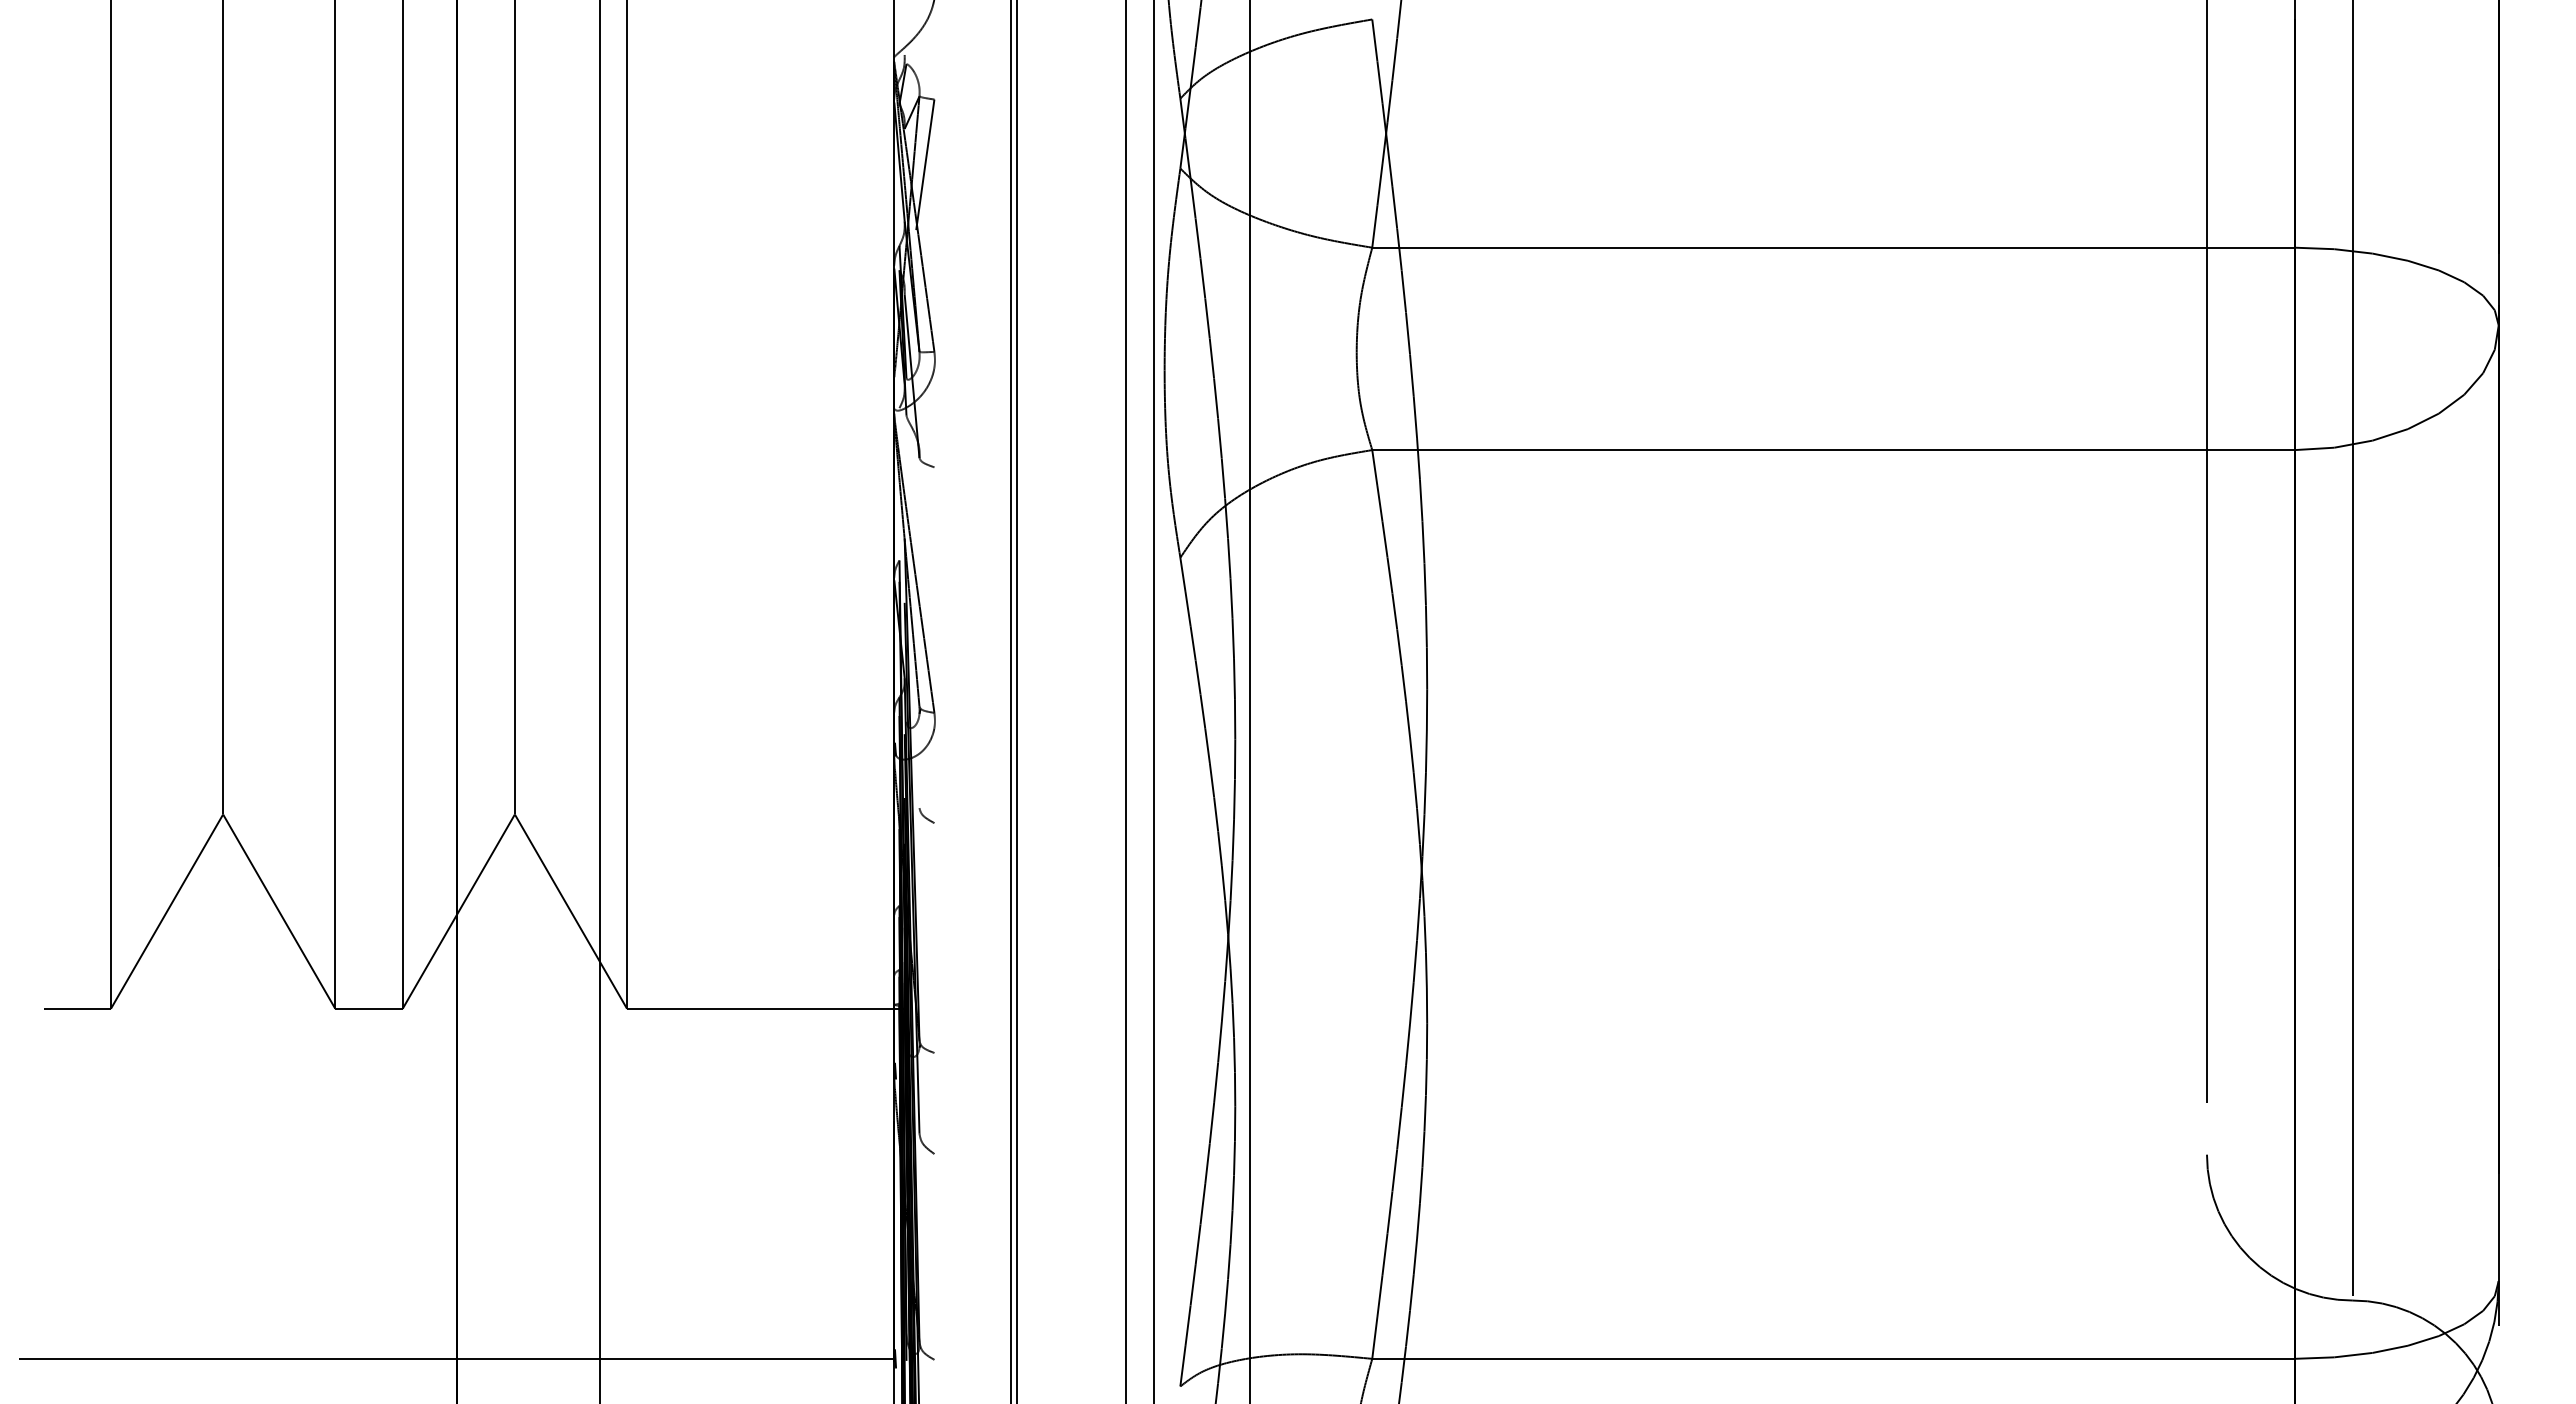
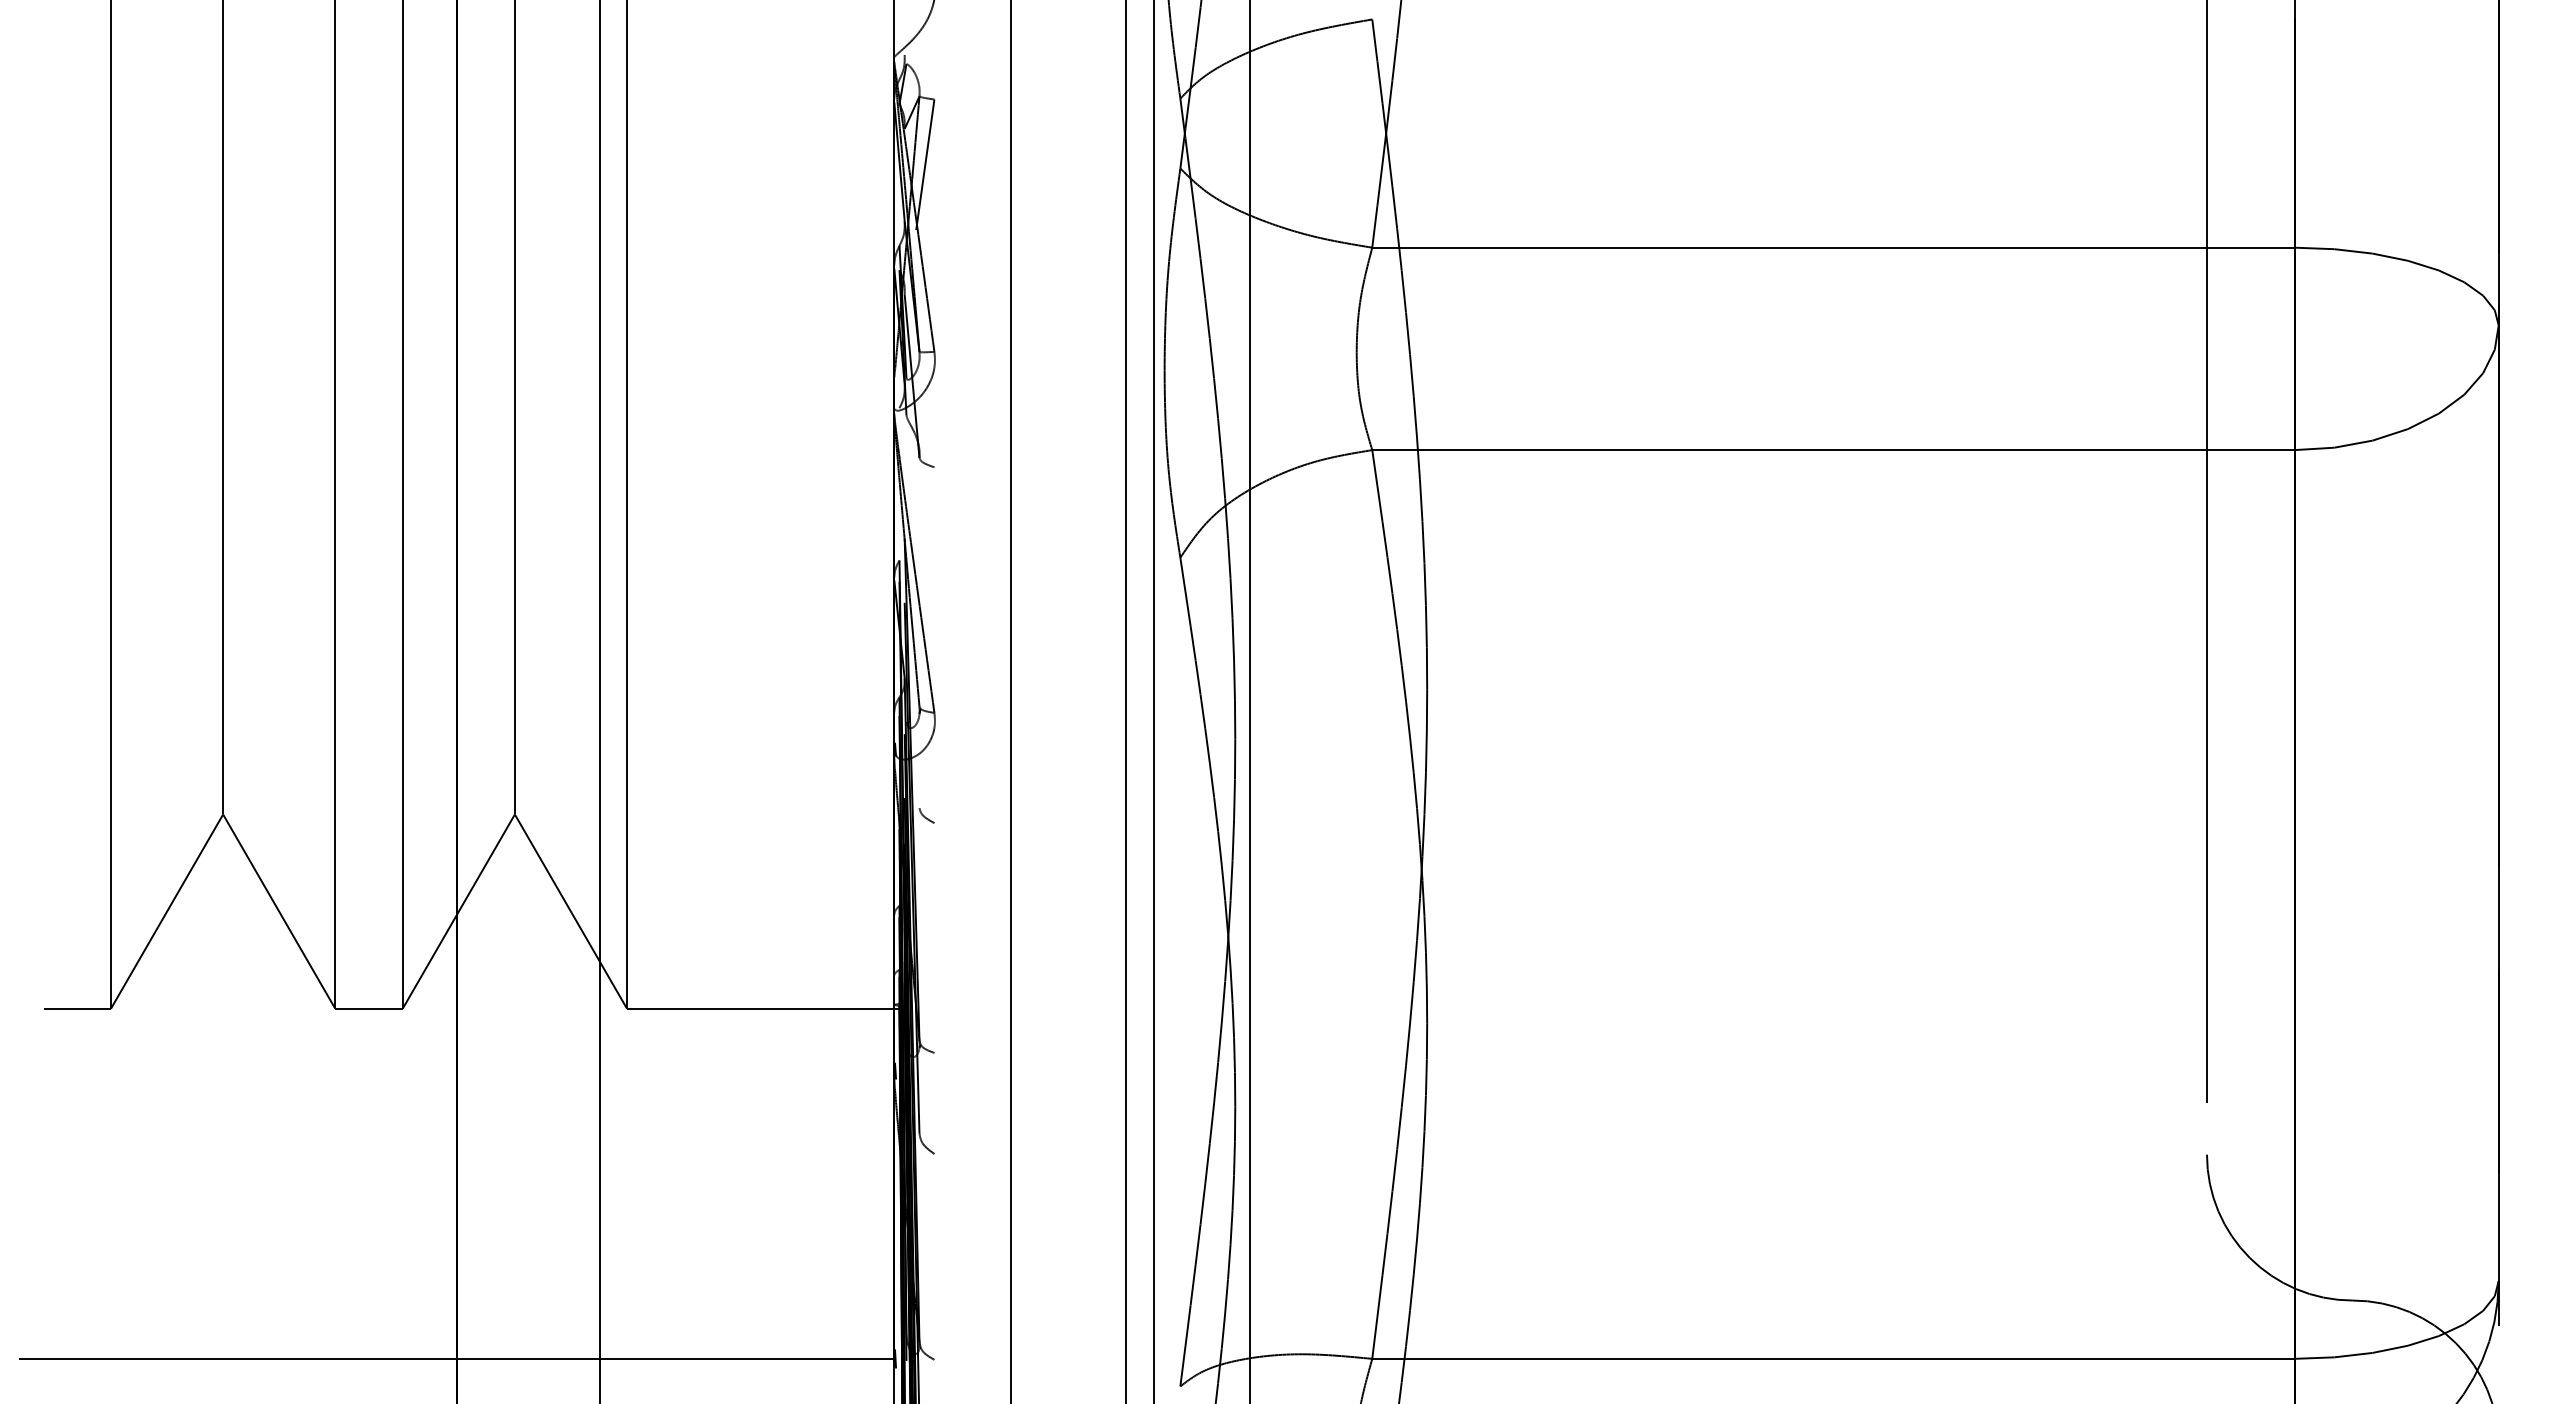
line: present -> none (2352, 648)
line: present -> none (1016, 701)
